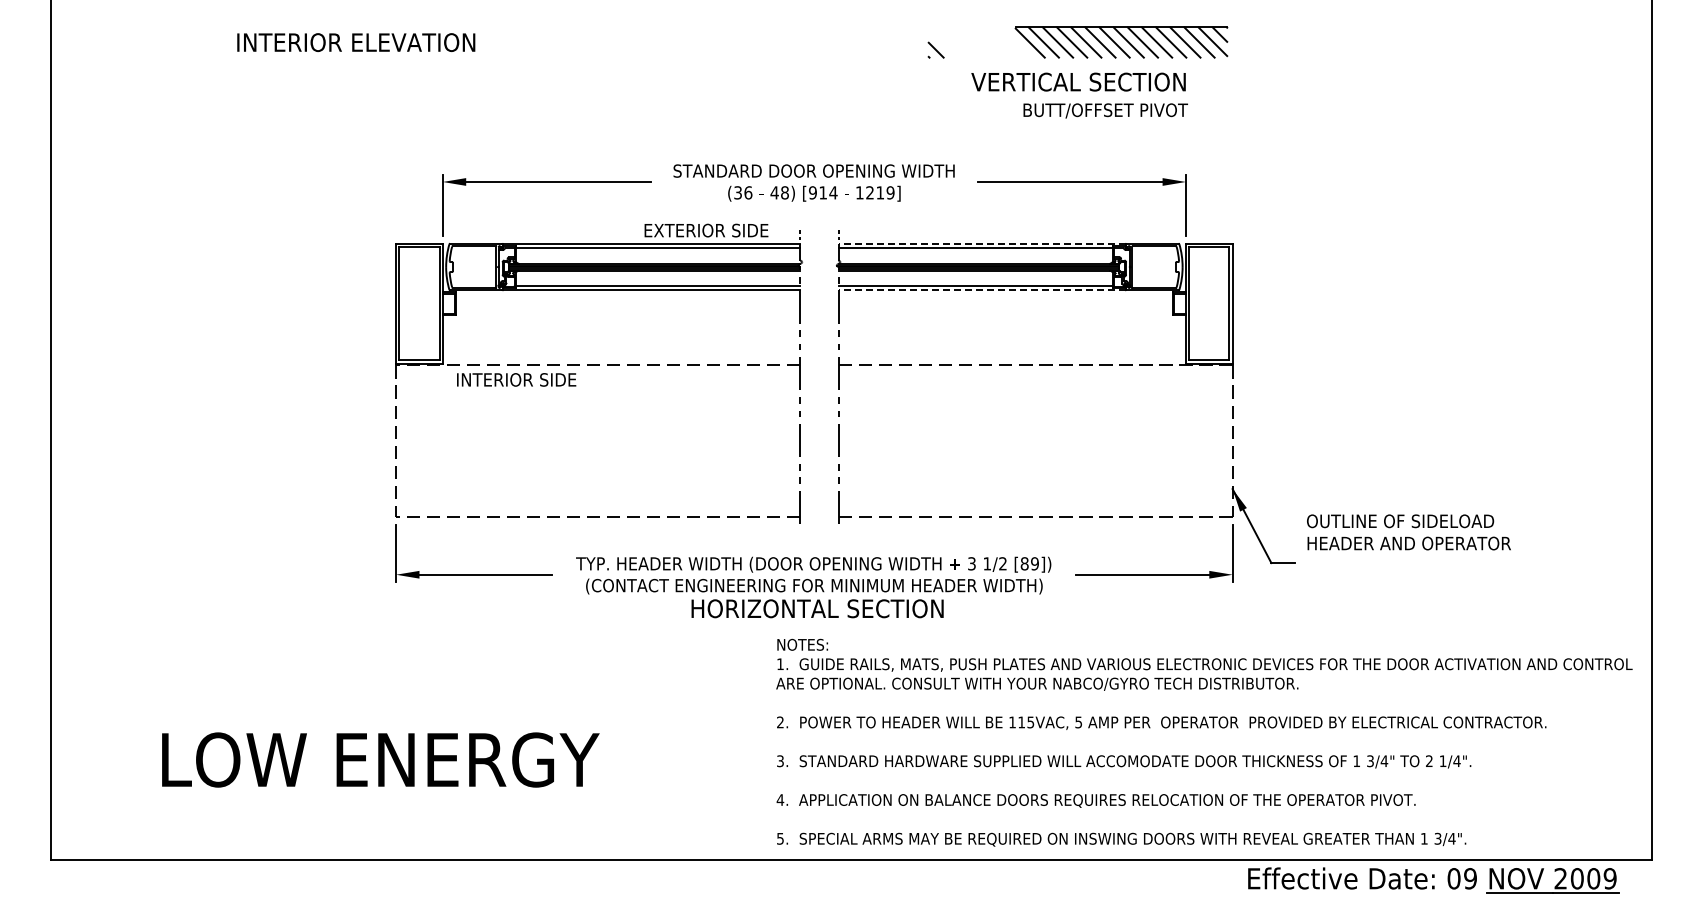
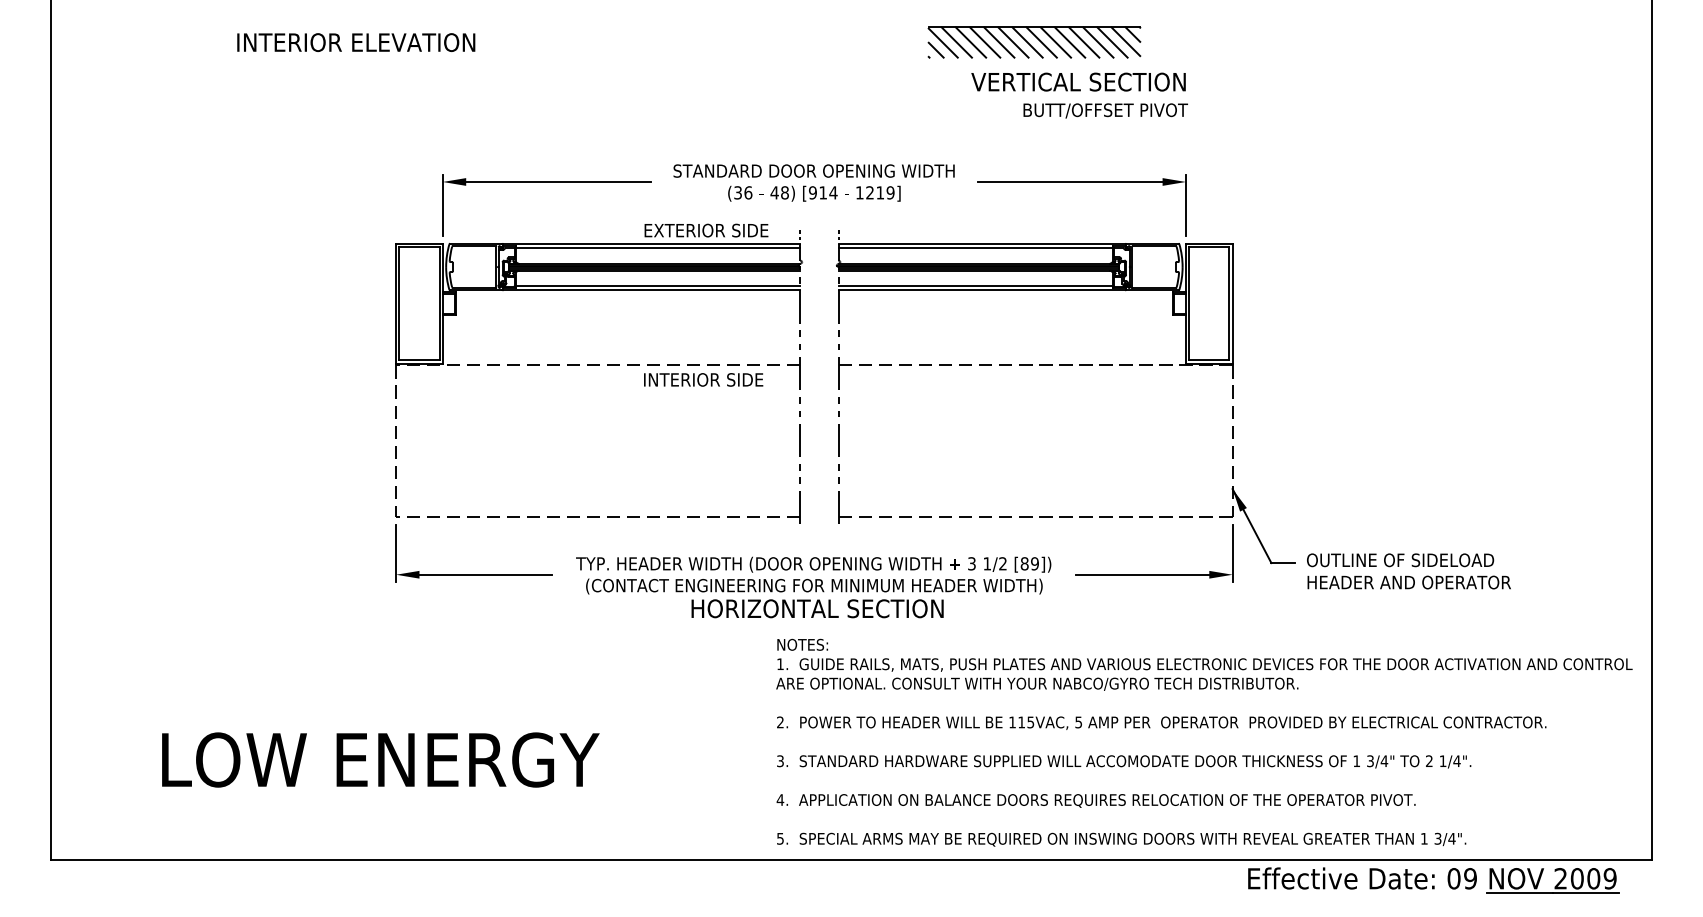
part position: (1121, 42) -> (1034, 42) (1034, 42)
line: dashed -> solid (982, 243)
line: dashed -> solid (982, 290)
text position: (516, 379) -> (703, 379) (703, 379)
text position: (1408, 532) -> (1408, 571) (1408, 571)
